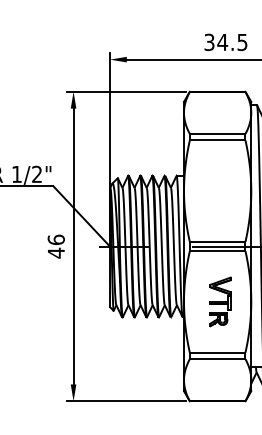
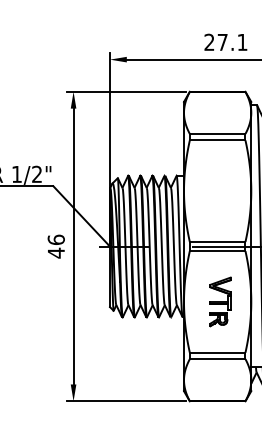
text: 34.5 -> 27.1 (225, 42)
